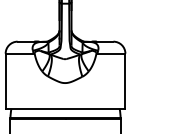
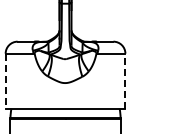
line: solid -> dashed (5, 81)
line: solid -> dashed (125, 81)
